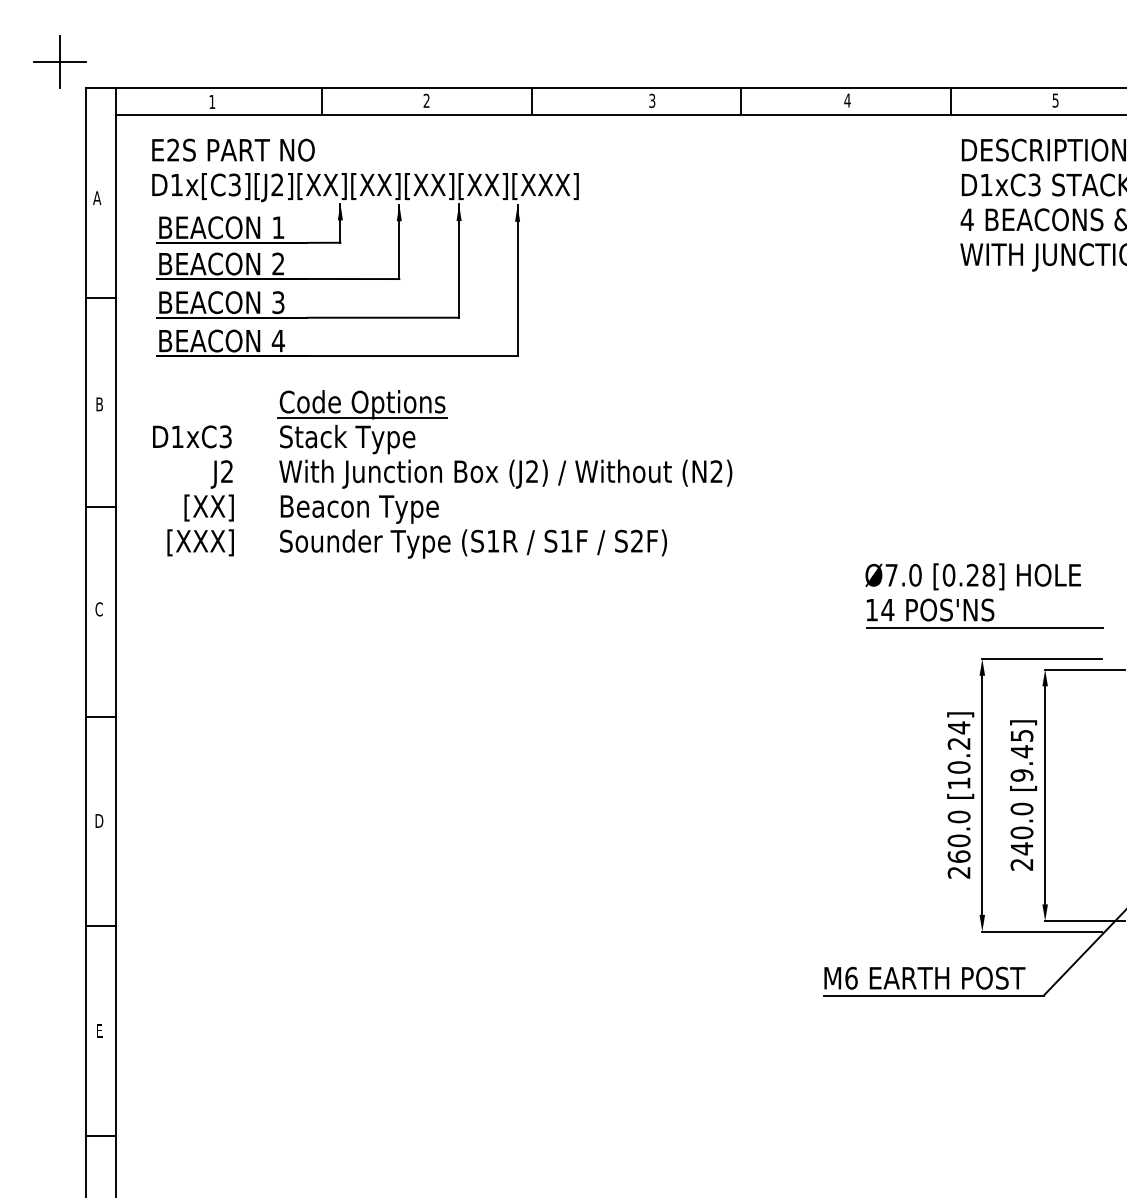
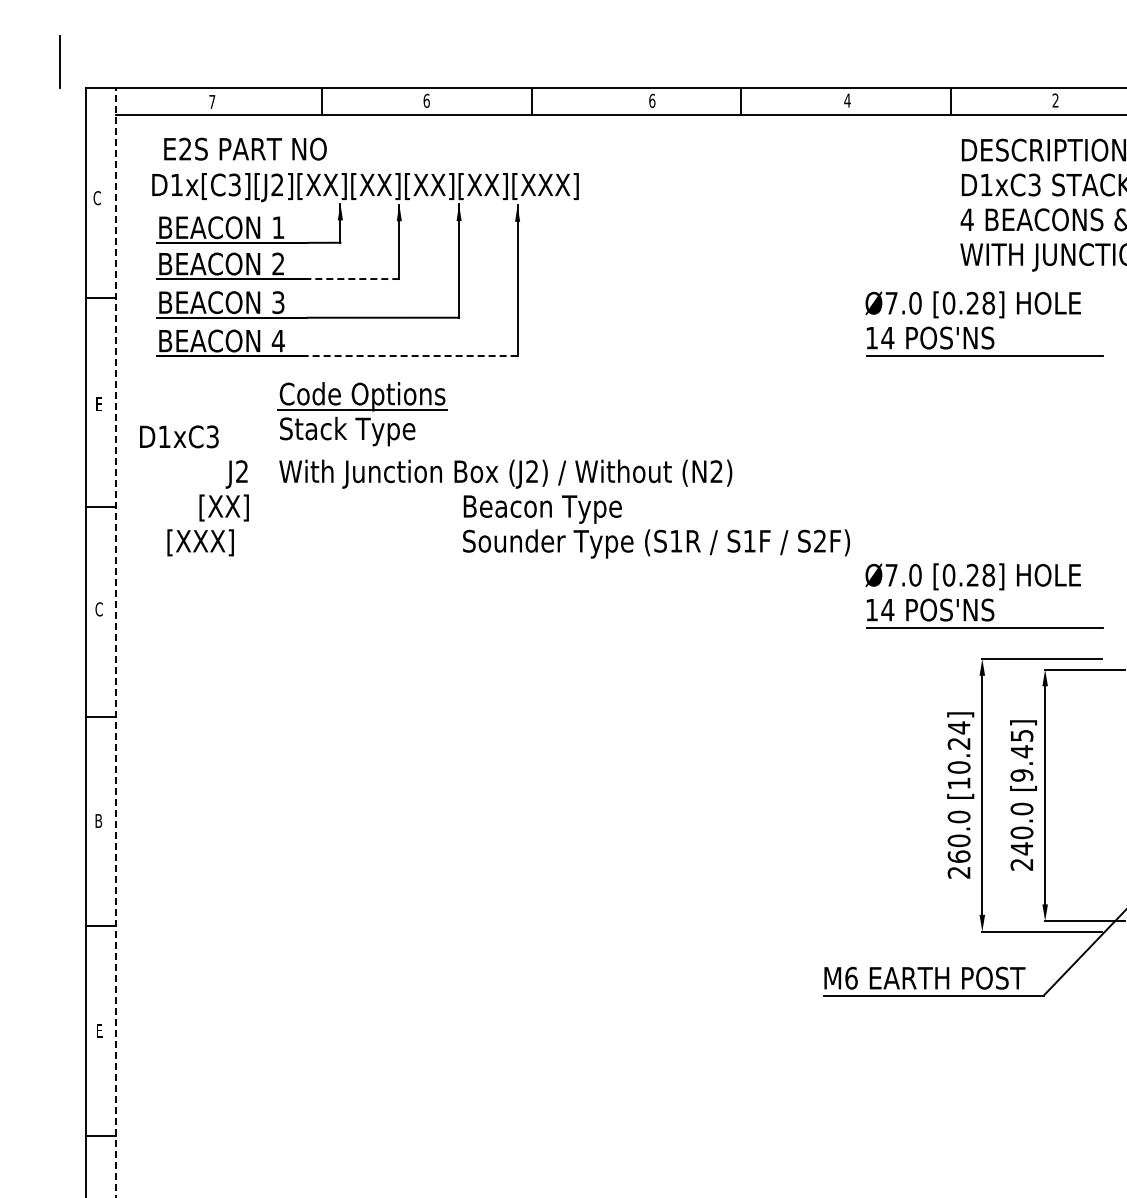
line: present -> none (59, 62)
text: 2 -> 6 (426, 100)
text: 3 -> 6 (652, 100)
text: 5 -> 2 (1055, 100)
text: 1 -> 7 (212, 101)
text position: (233, 149) -> (245, 148) (245, 148)
text: A -> C (97, 198)
line: solid -> dashed (353, 279)
part: none -> present (984, 323)
line: solid -> dashed (412, 356)
text: B -> E (99, 404)
part position: (362, 422) -> (362, 414) (362, 414)
text position: (192, 436) -> (179, 436) (179, 436)
text position: (208, 490) -> (223, 490) (223, 490)
text position: (473, 526) -> (656, 526) (656, 526)
line: solid -> dashed (116, 642)
text: D -> B (99, 821)
